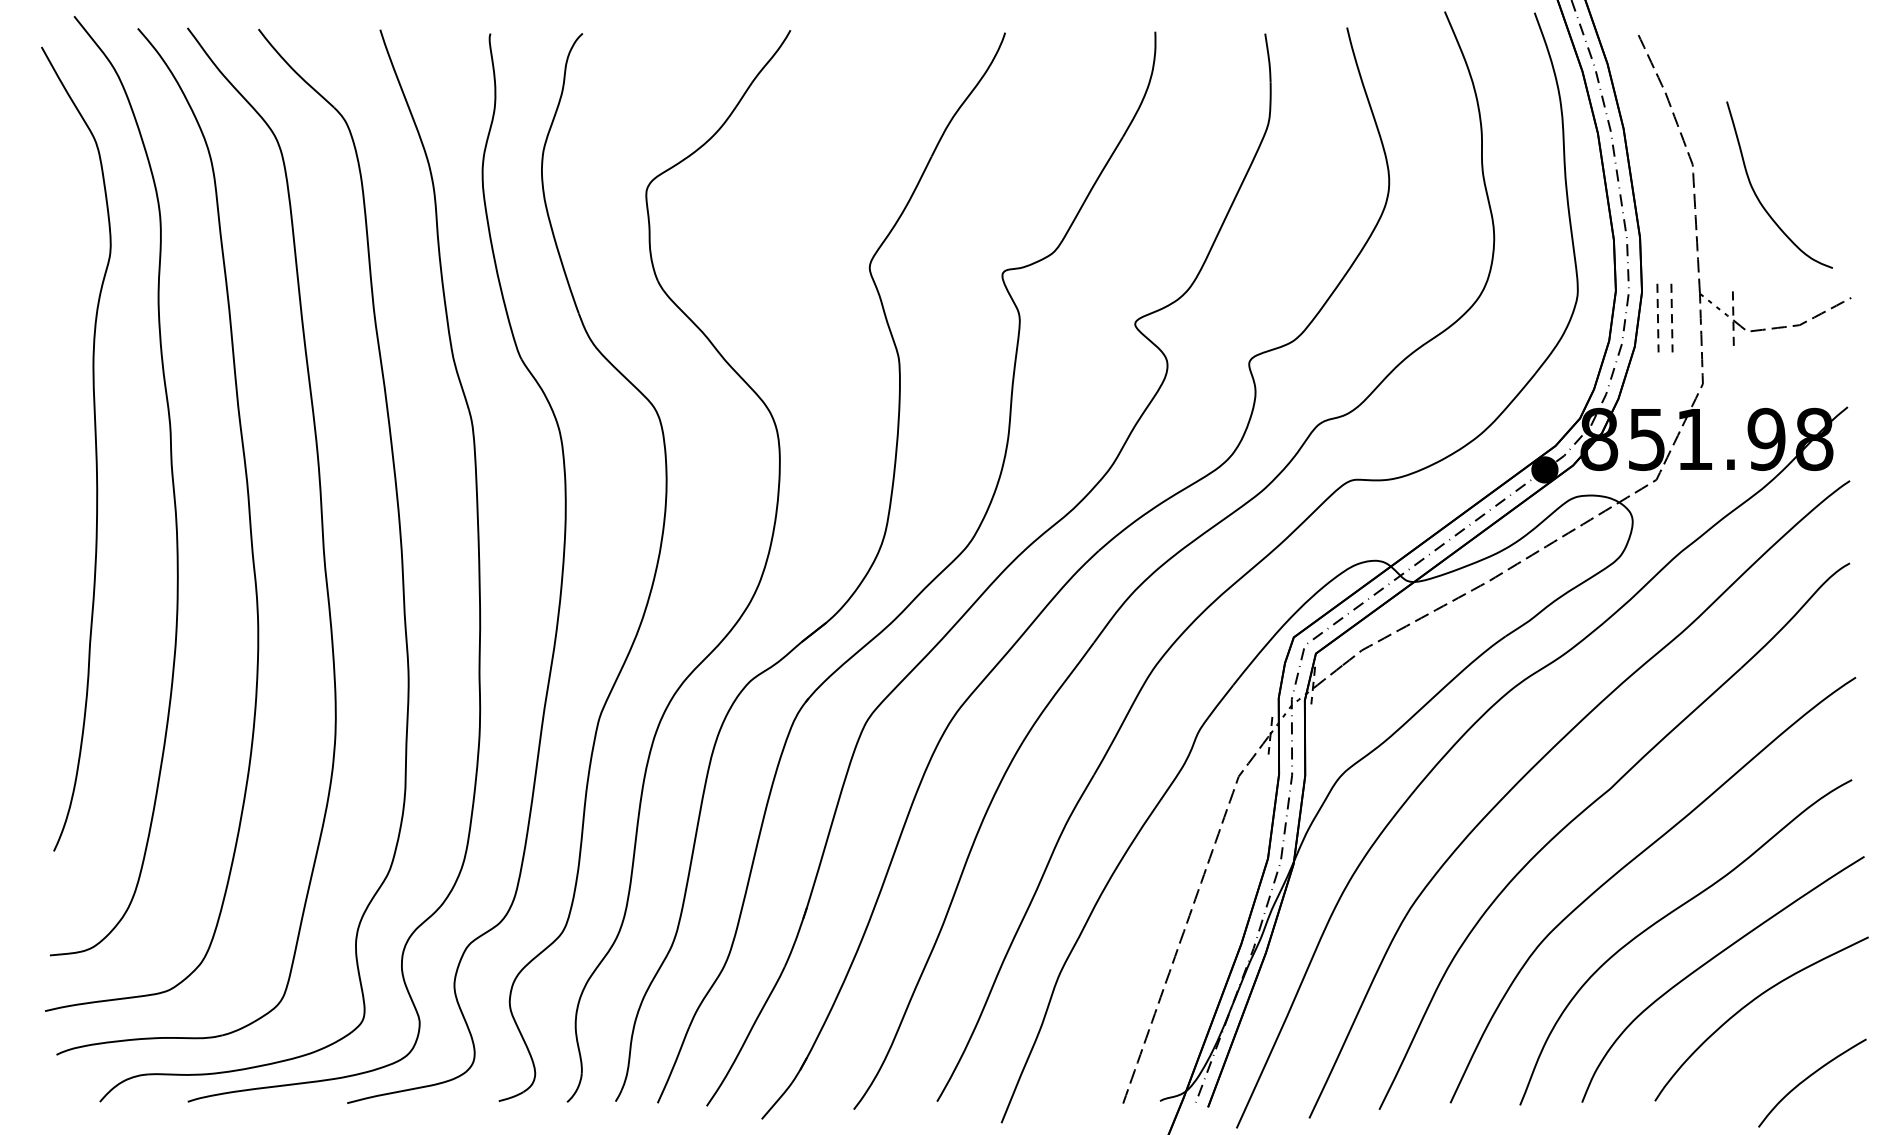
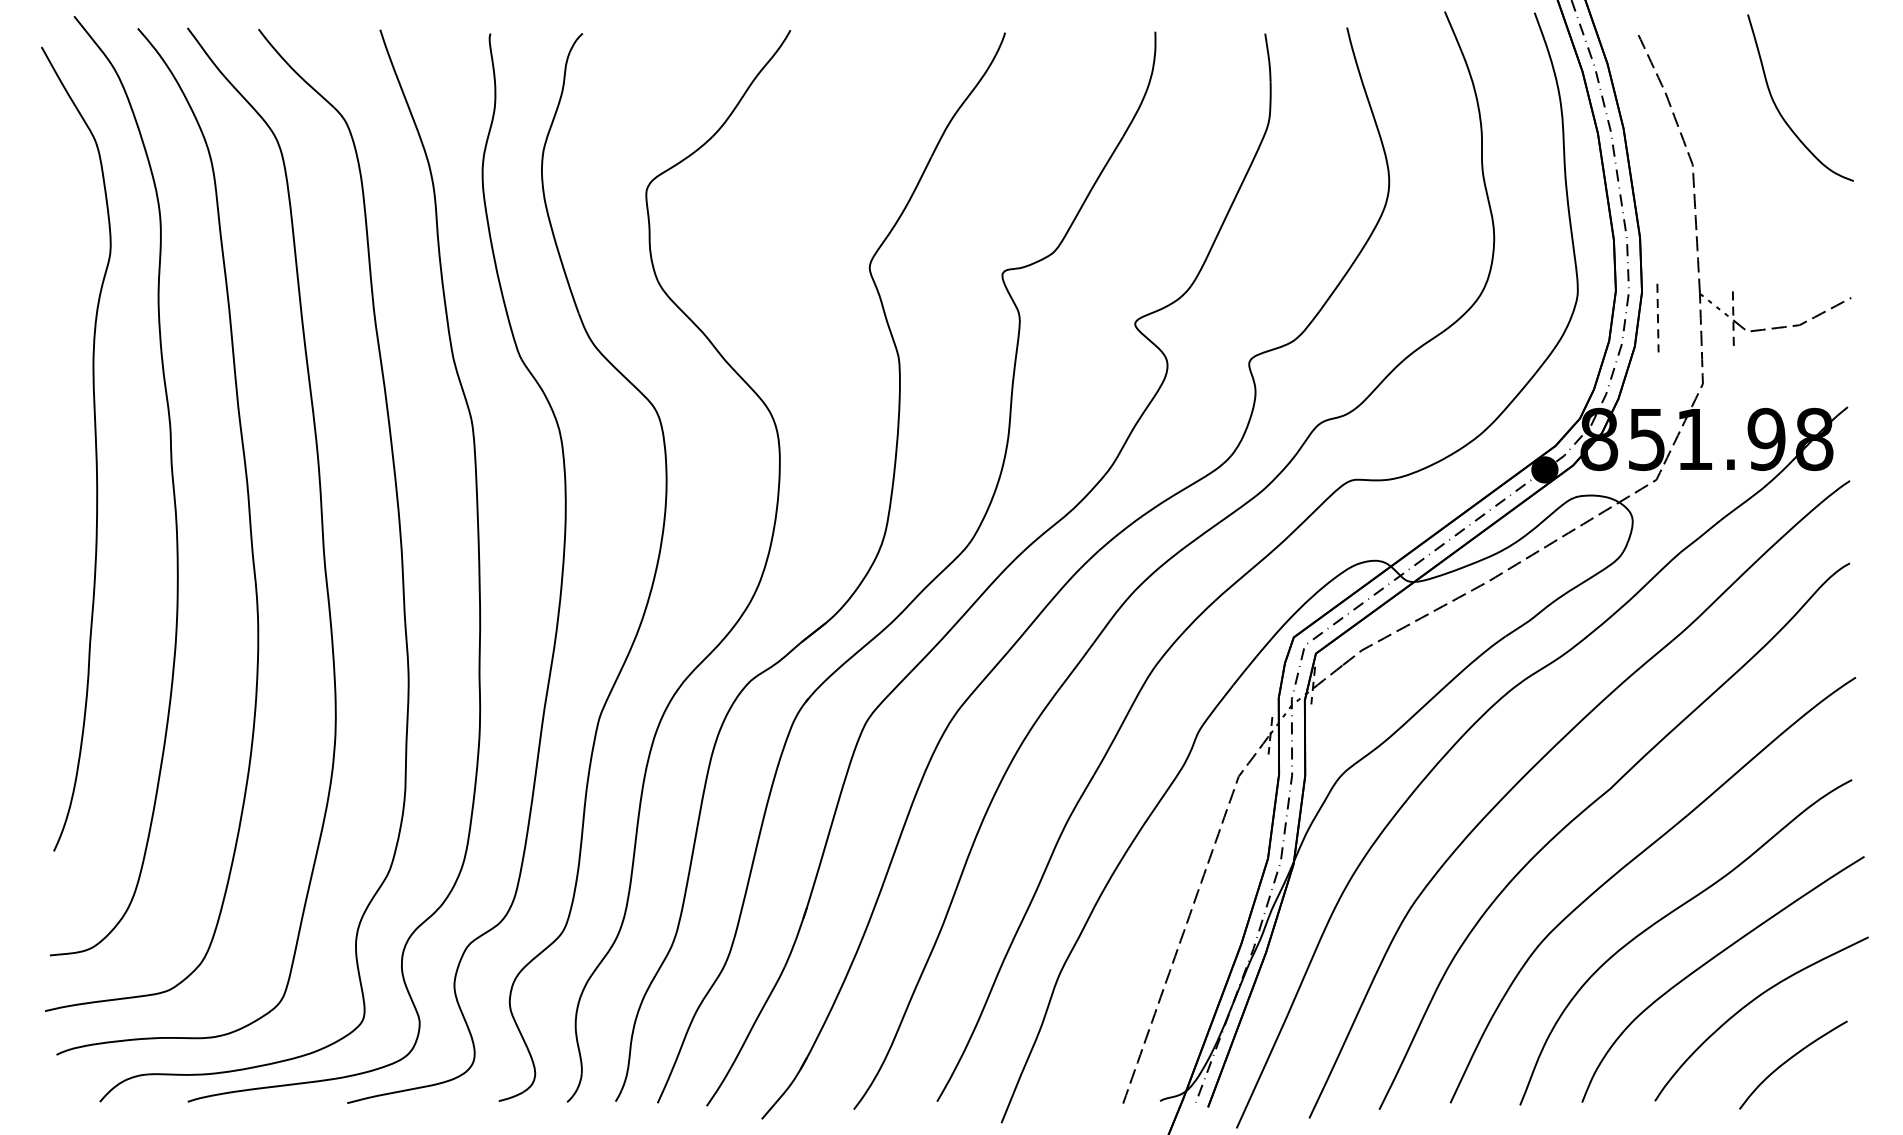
curve position: (1757, 195) -> (1778, 108) (1778, 108)
line: present -> none (1671, 317)
curve position: (1808, 1078) -> (1789, 1060) (1789, 1060)
